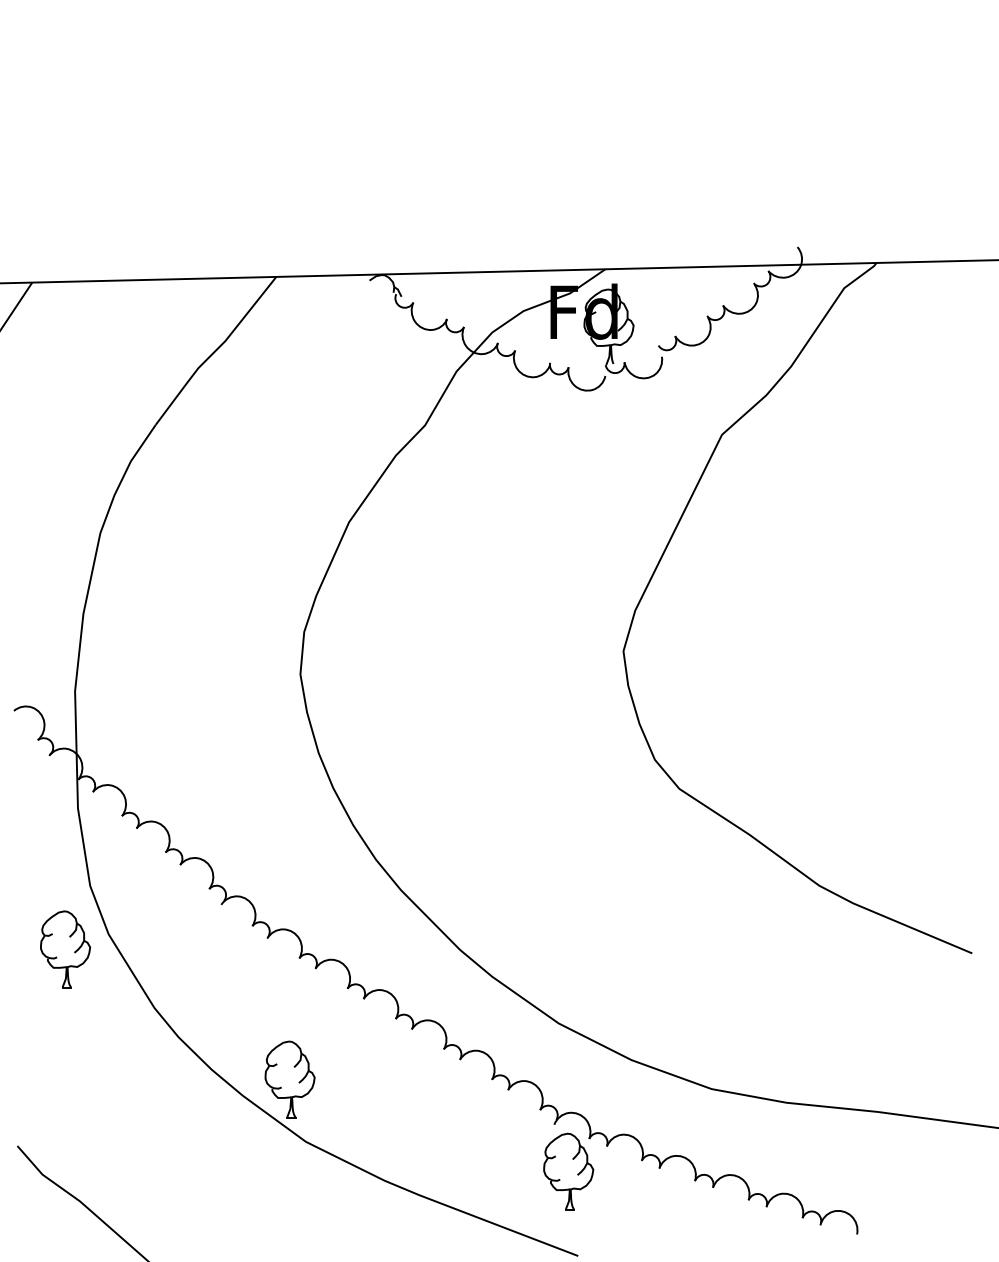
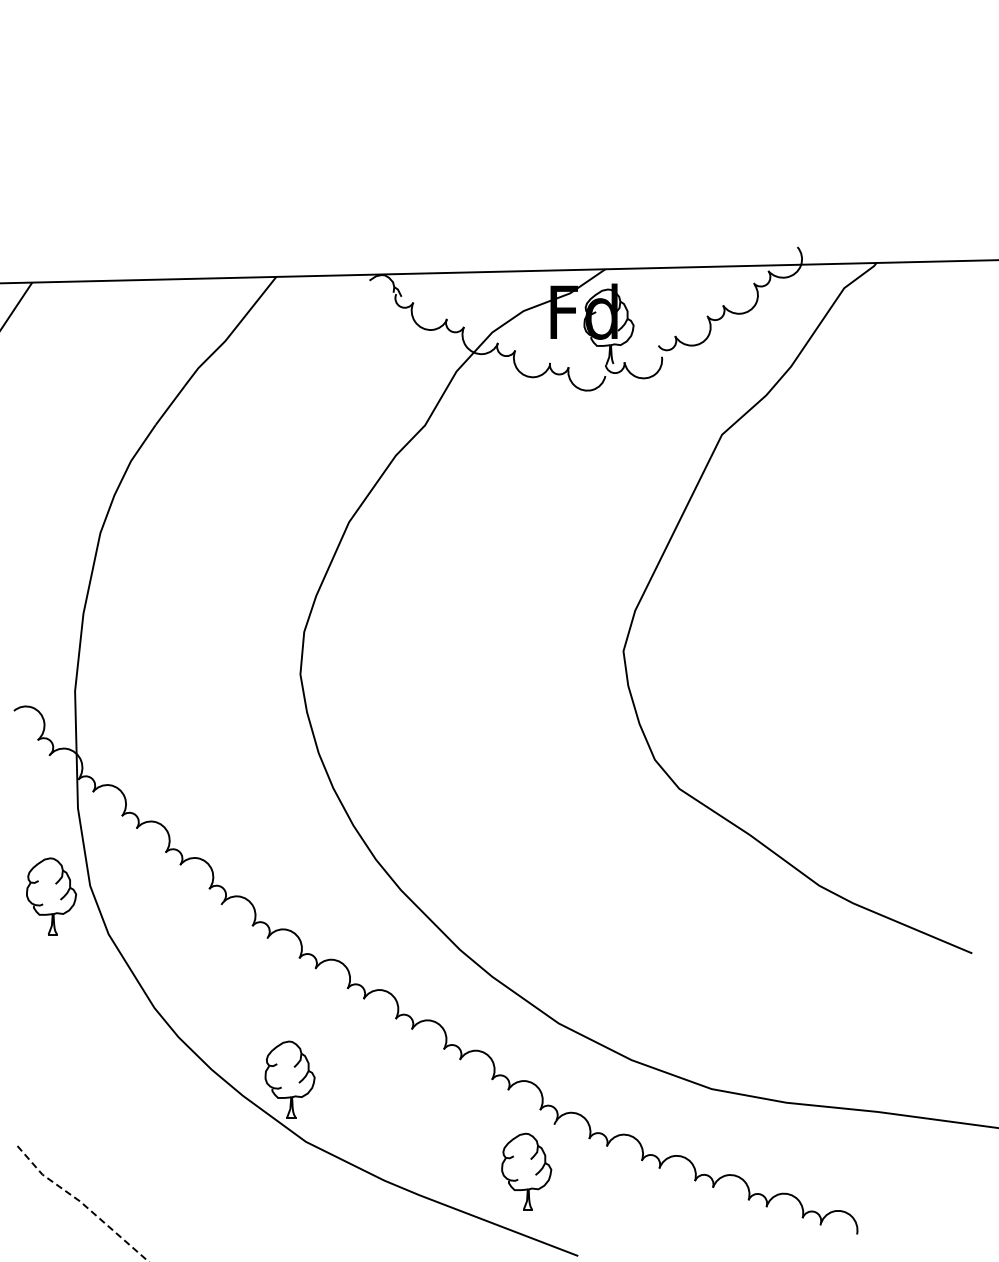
part position: (65, 949) -> (51, 896) (51, 896)
part position: (568, 1171) -> (526, 1171) (526, 1171)
line: solid -> dashed (82, 1203)
